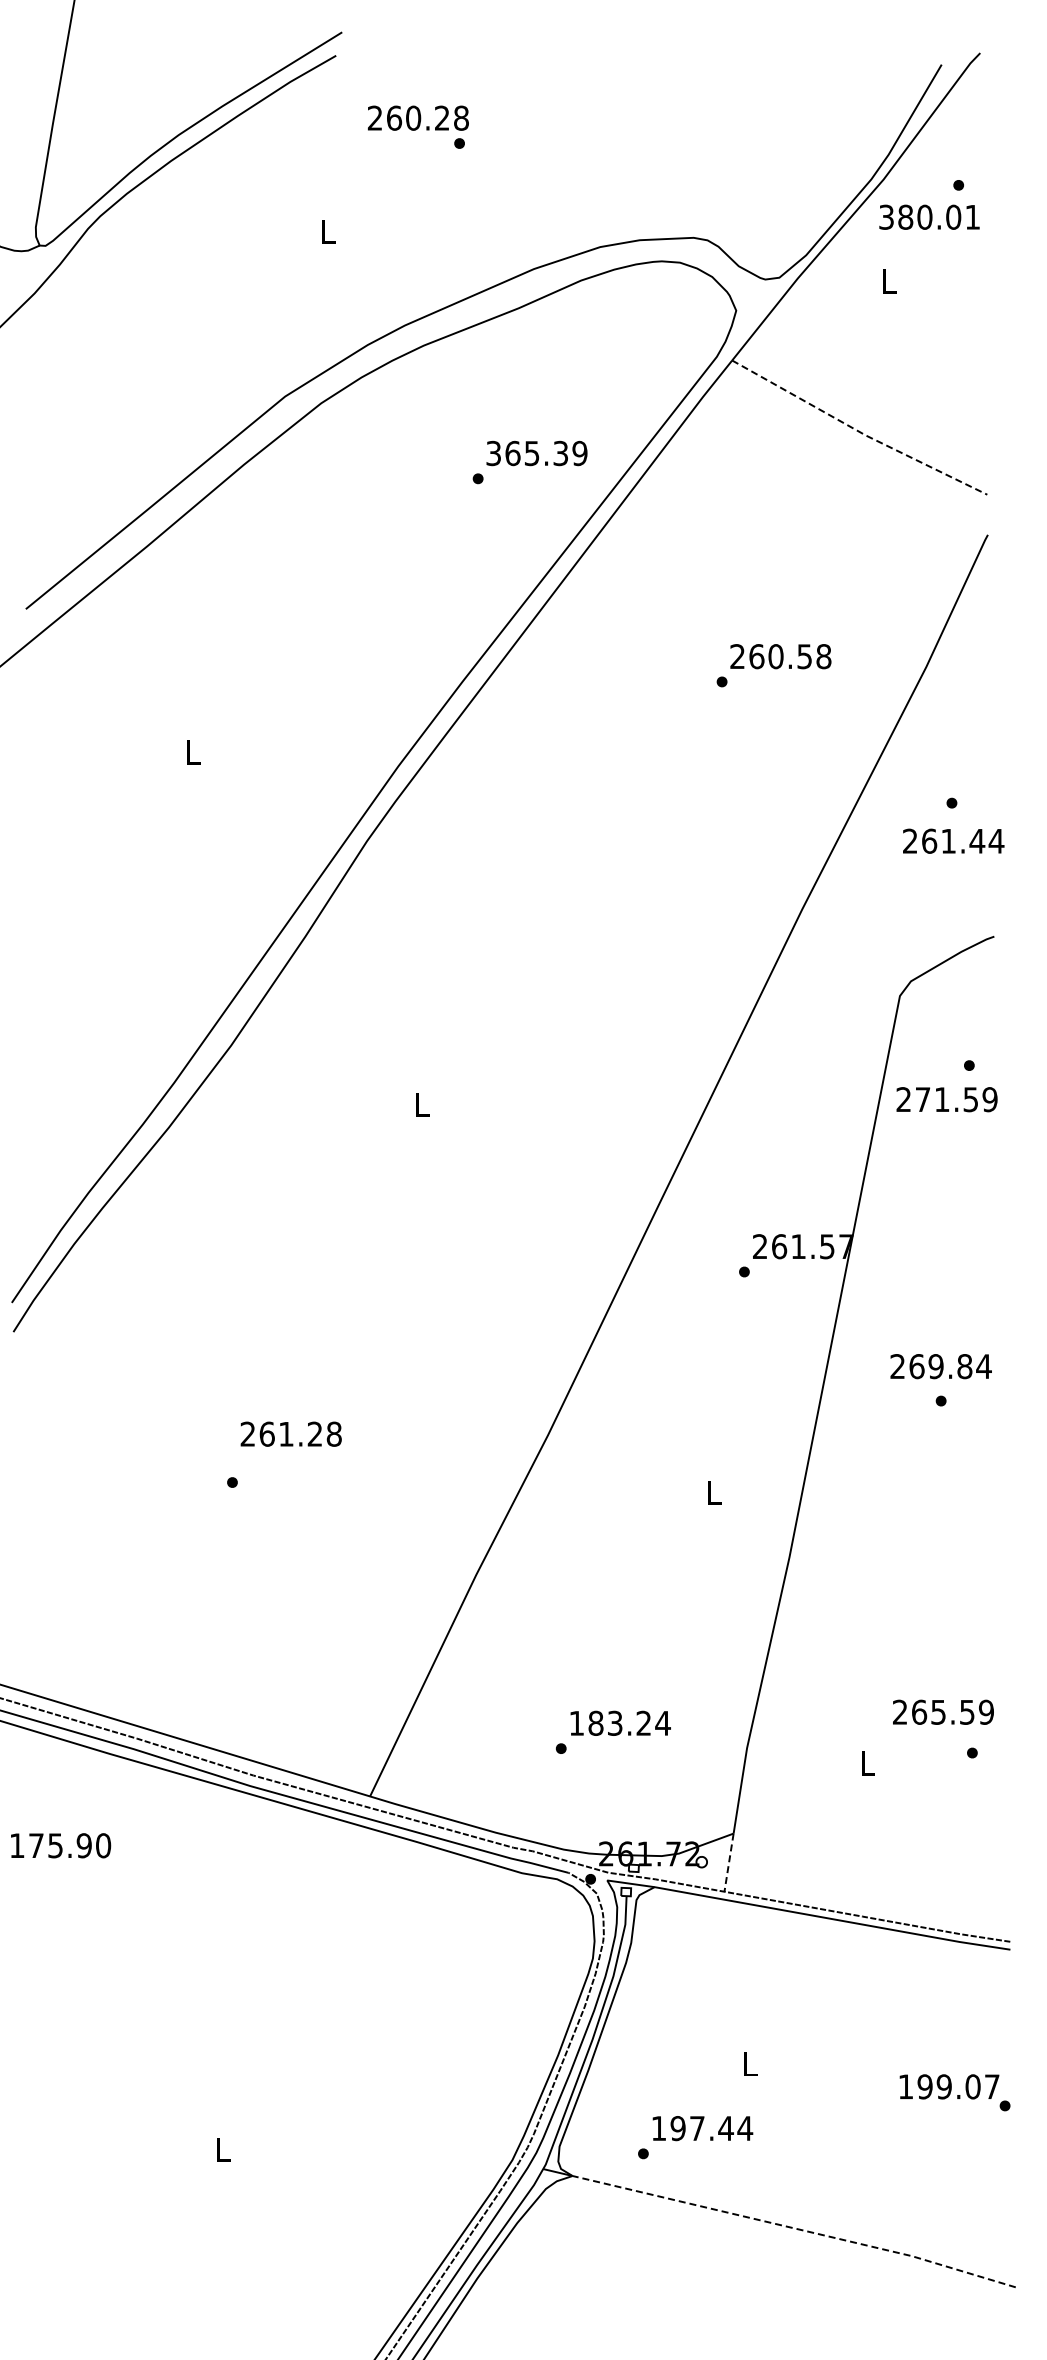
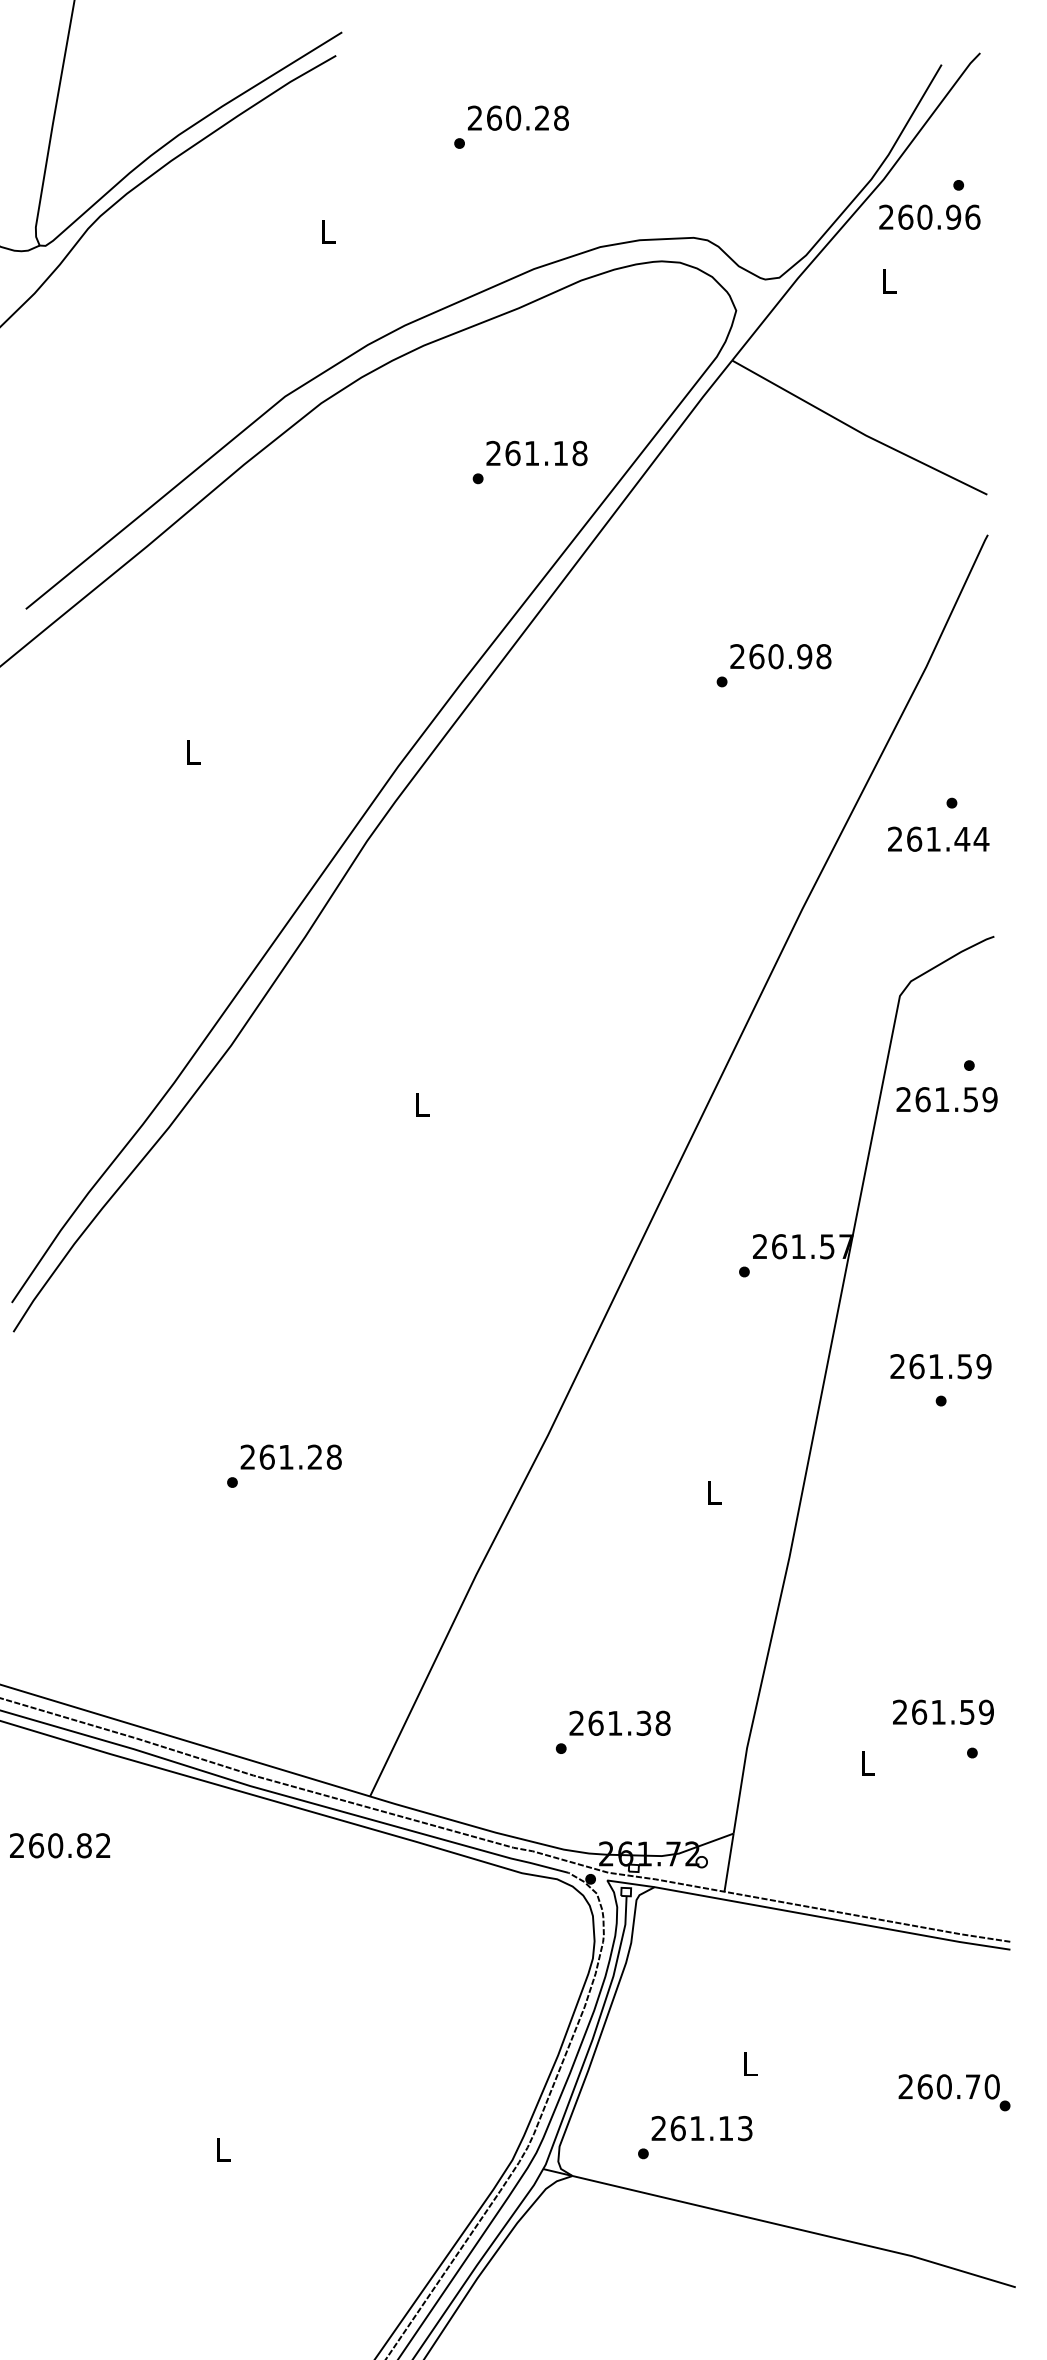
text position: (418, 117) -> (518, 117) (518, 117)
text: 380.01 -> 260.96 (929, 216)
line: dashed -> solid (858, 431)
text: 365.39 -> 261.18 (536, 453)
text: 260.58 -> 260.98 (804, 656)
text position: (953, 840) -> (938, 838) (938, 838)
text: 271.59 -> 261.59 (922, 1099)
text: 269.84 -> 261.59 (959, 1366)
text position: (290, 1433) -> (290, 1456) (290, 1456)
text: 265.59 -> 261.59 (938, 1712)
text: 183.24 -> 261.38 (619, 1722)
text: 175.90 -> 260.82 (60, 1845)
line: dashed -> solid (728, 1863)
text: 199.07 -> 260.70 (948, 2086)
text: 197.44 -> 261.13 (702, 2128)
line: dashed -> solid (795, 2228)
